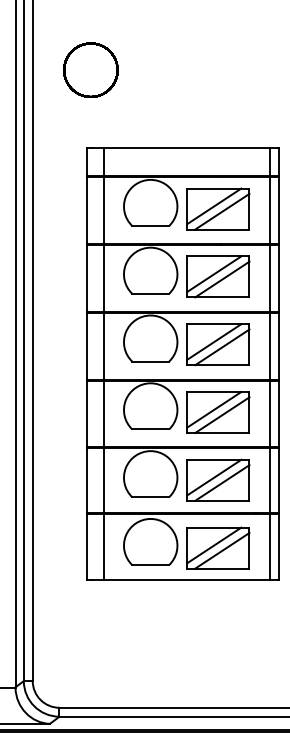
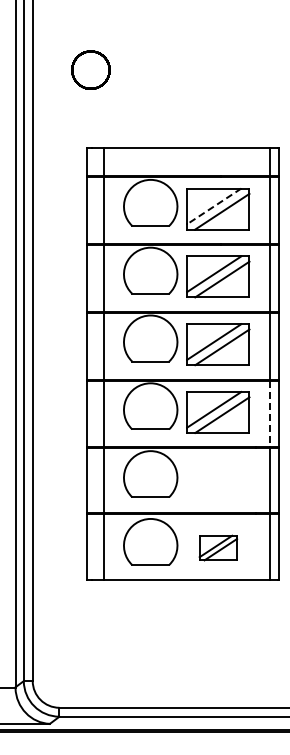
circle size: 56x56 px -> 40x40 px (90, 69)
line: solid -> dashed (213, 206)
line: solid -> dashed (269, 414)
part: present -> none (218, 479)
part size: 65x44 px -> 41x28 px (218, 547)
